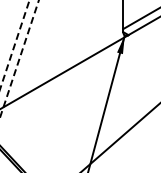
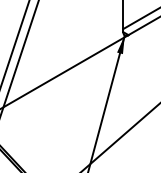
line: dashed -> solid (14, 44)
line: dashed -> solid (19, 59)
